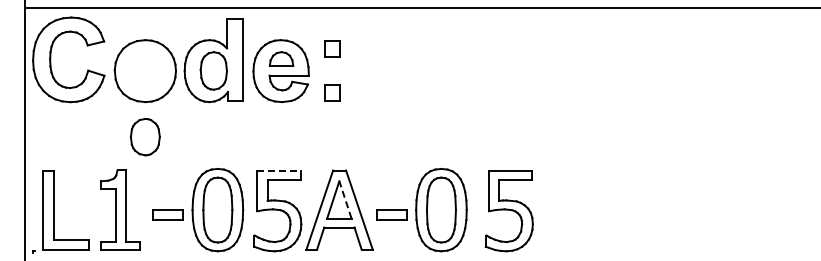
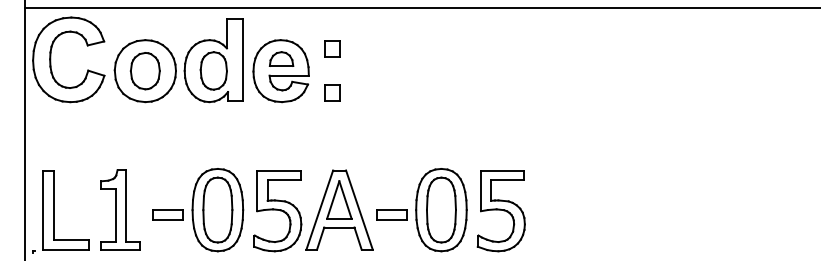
part position: (144, 137) -> (144, 71) (144, 71)
line: dashed -> solid (279, 170)
line: dashed -> solid (345, 199)
part position: (508, 211) -> (500, 211) (500, 211)
